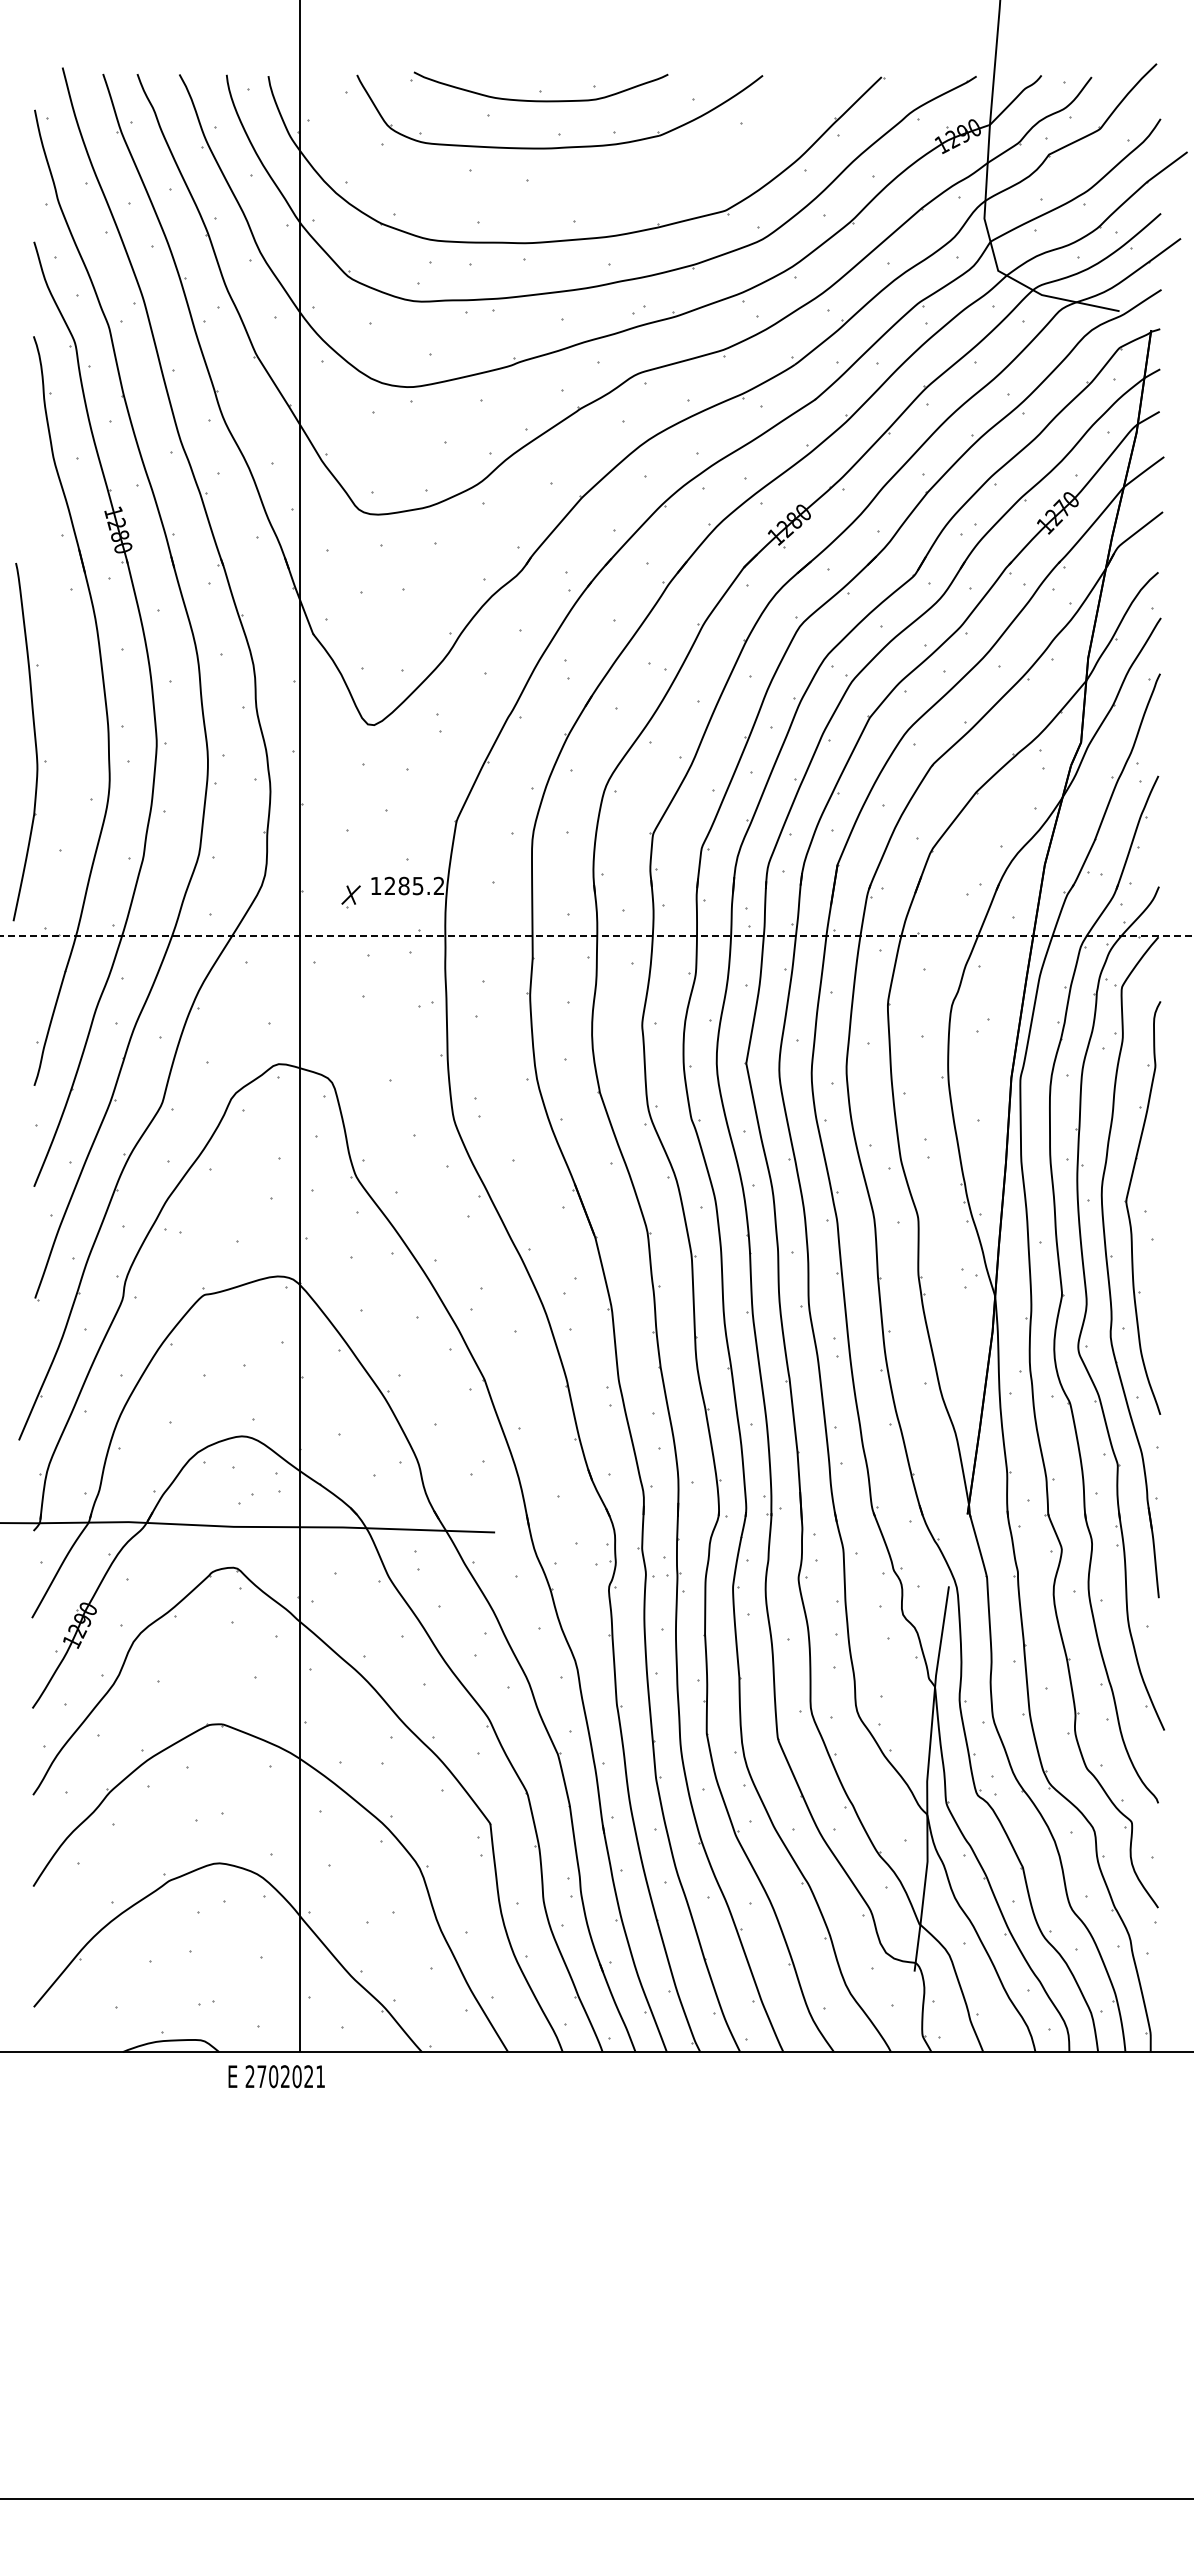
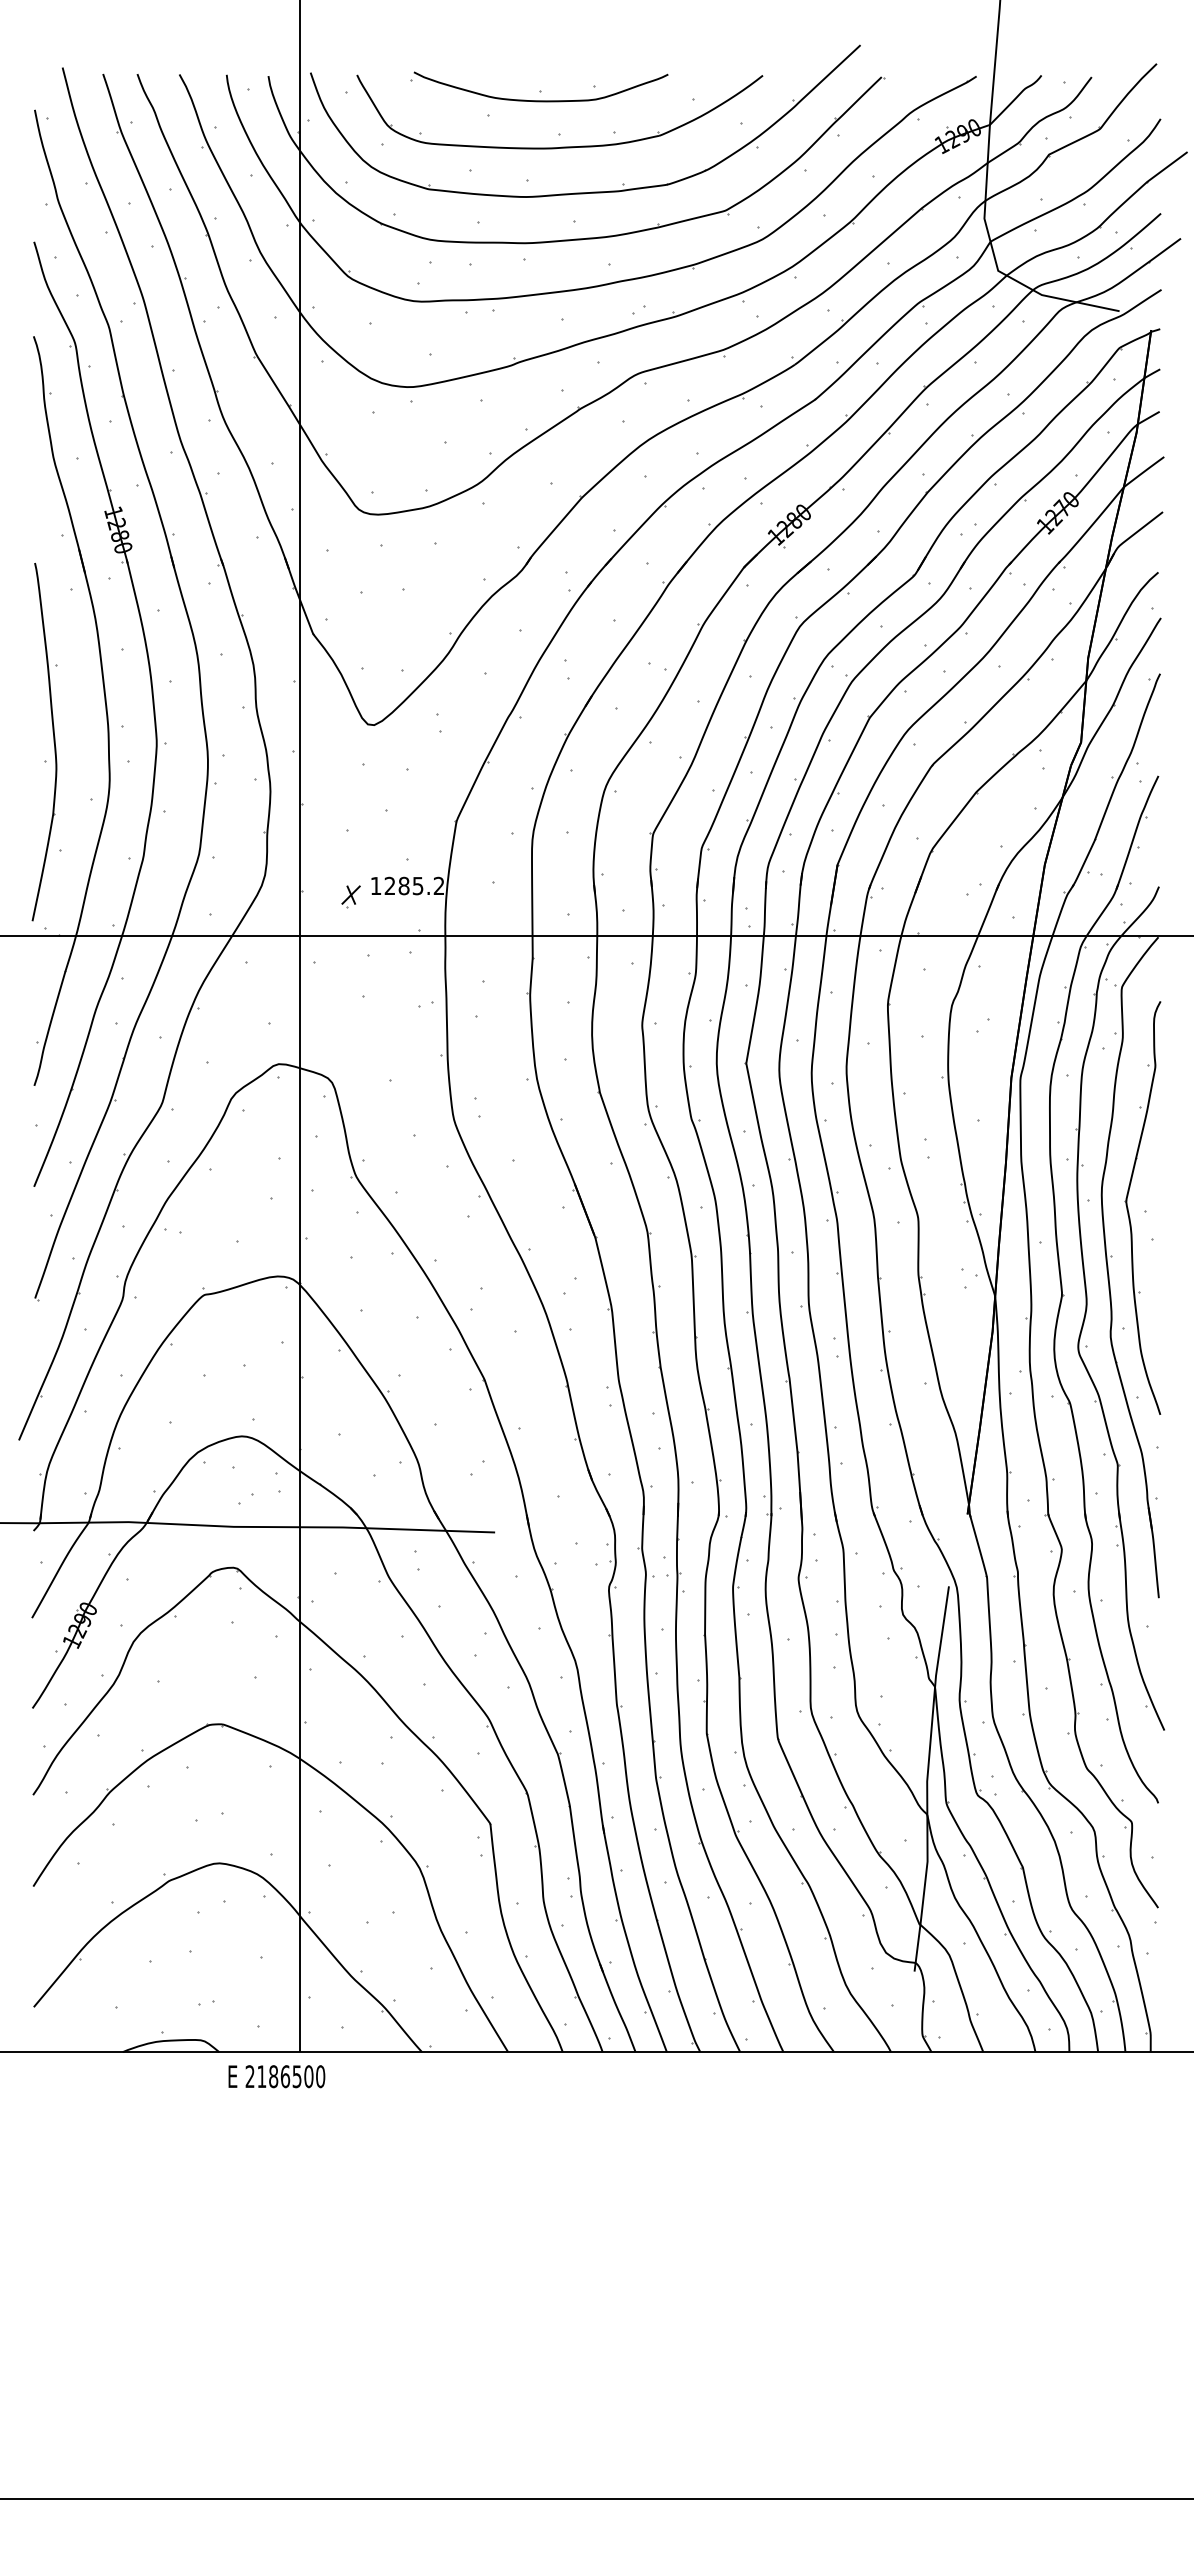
part: none -> present (591, 191)
part position: (34, 742) -> (53, 742) (53, 742)
line: dashed -> solid (597, 935)
text: 2702021 -> 2186500 (291, 2076)
